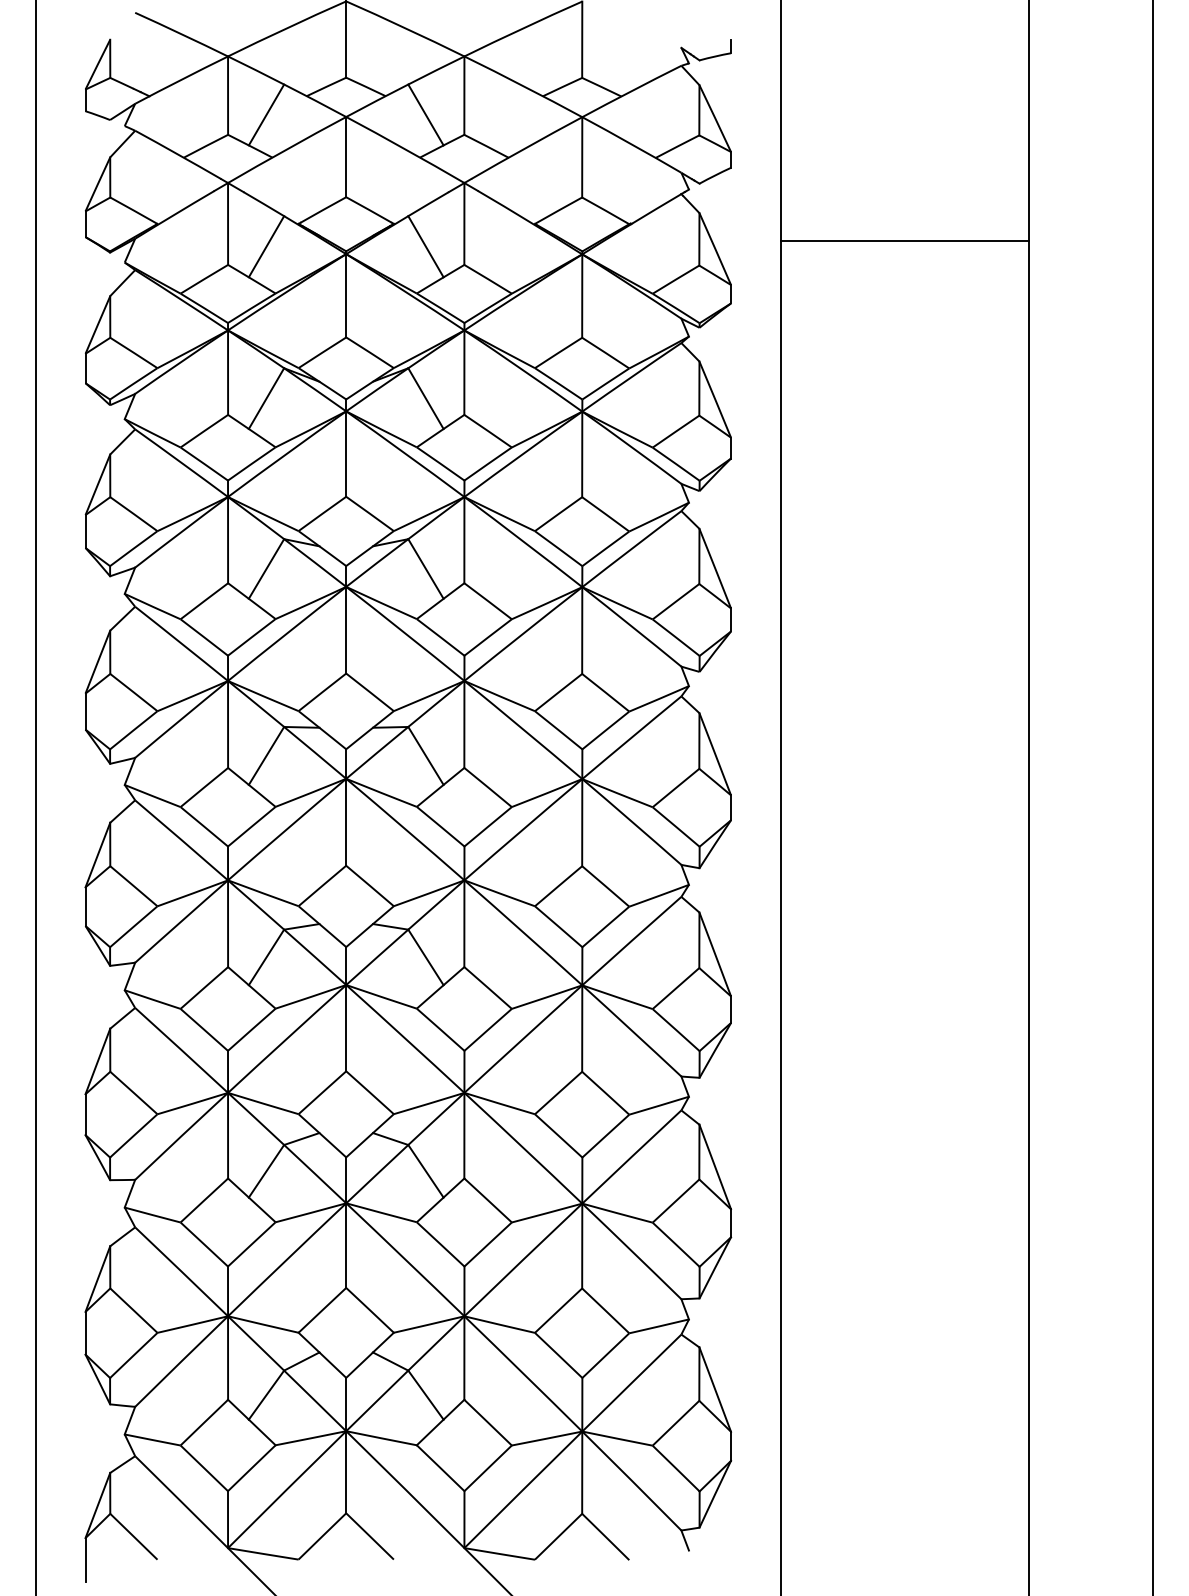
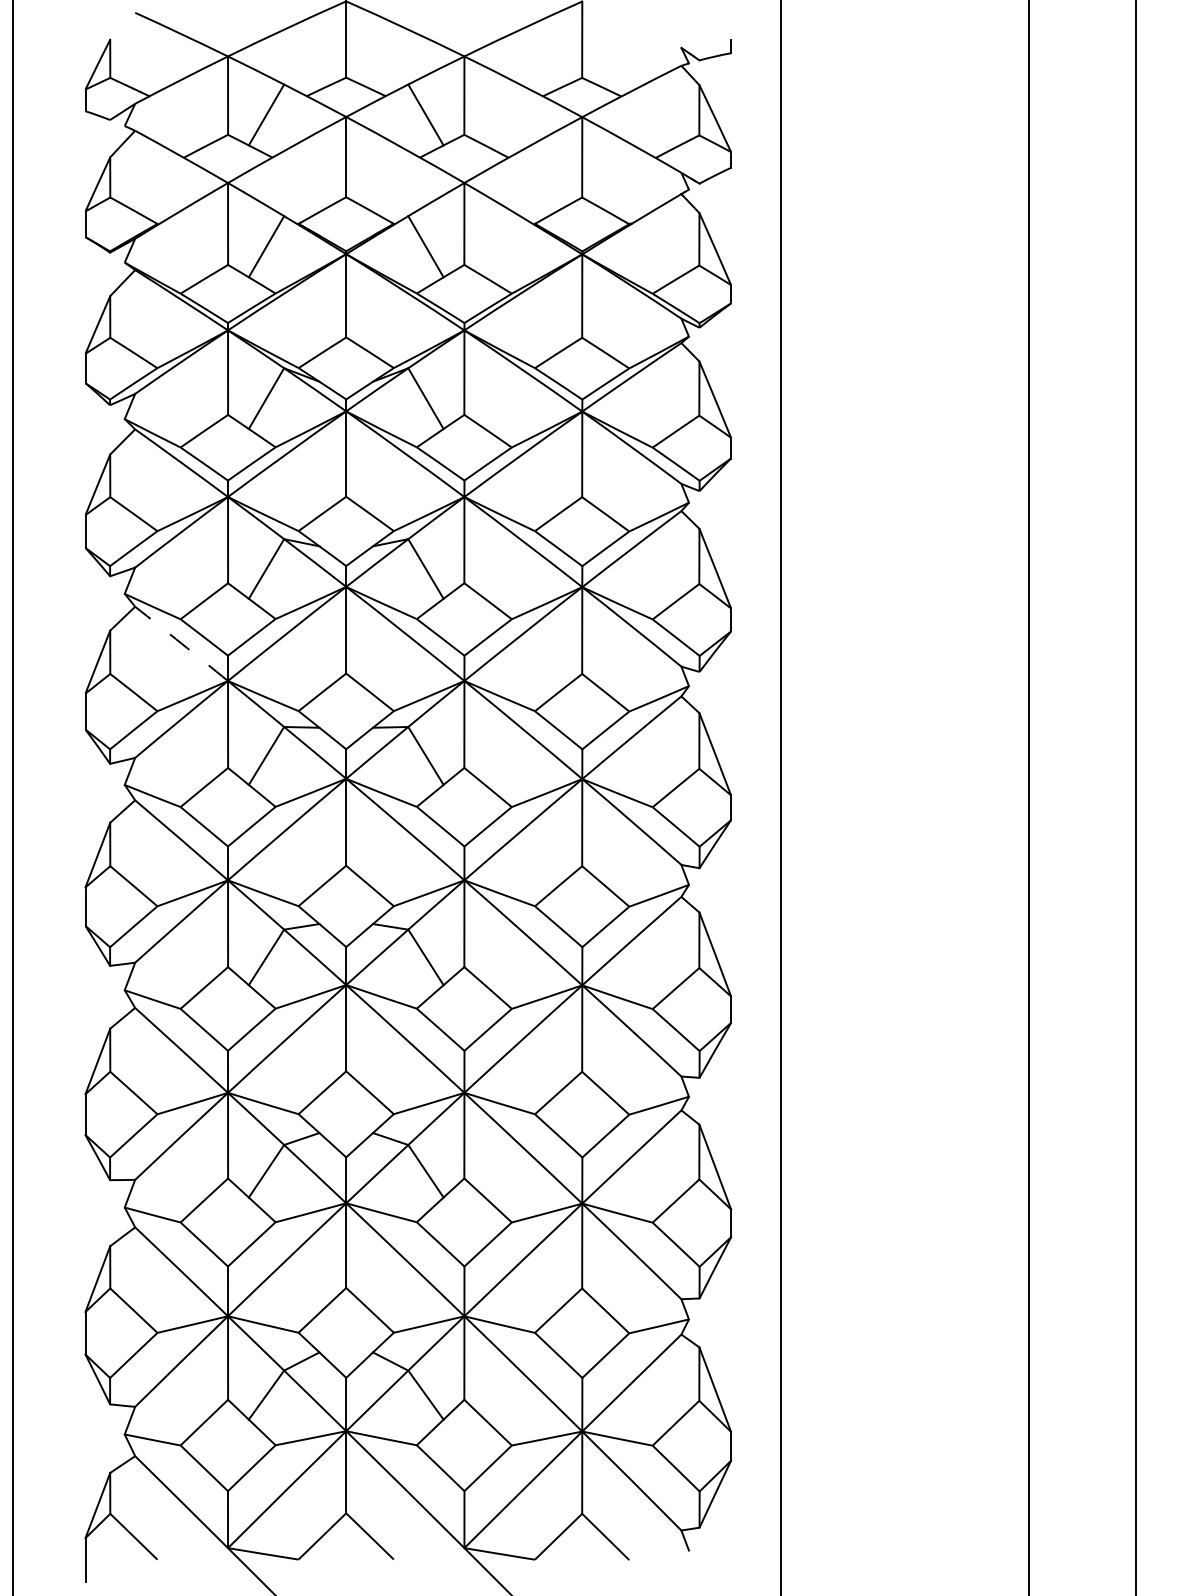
line: present -> none (904, 240)
arc: solid -> dashed (181, 643)
line position: (35, 797) -> (12, 797) (12, 797)
line position: (1153, 797) -> (1136, 797) (1136, 797)
